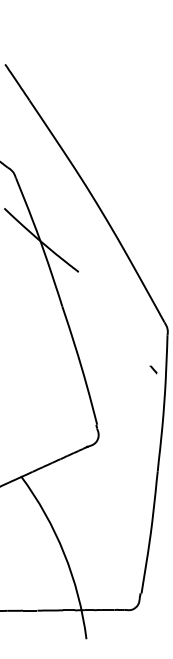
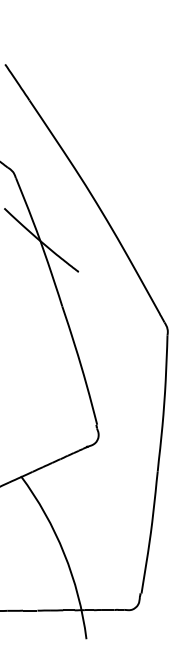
curve: present -> none (153, 369)
